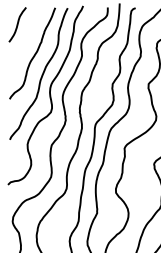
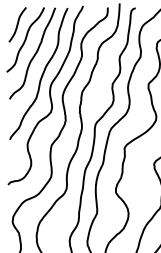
curve: none -> present (25, 39)
